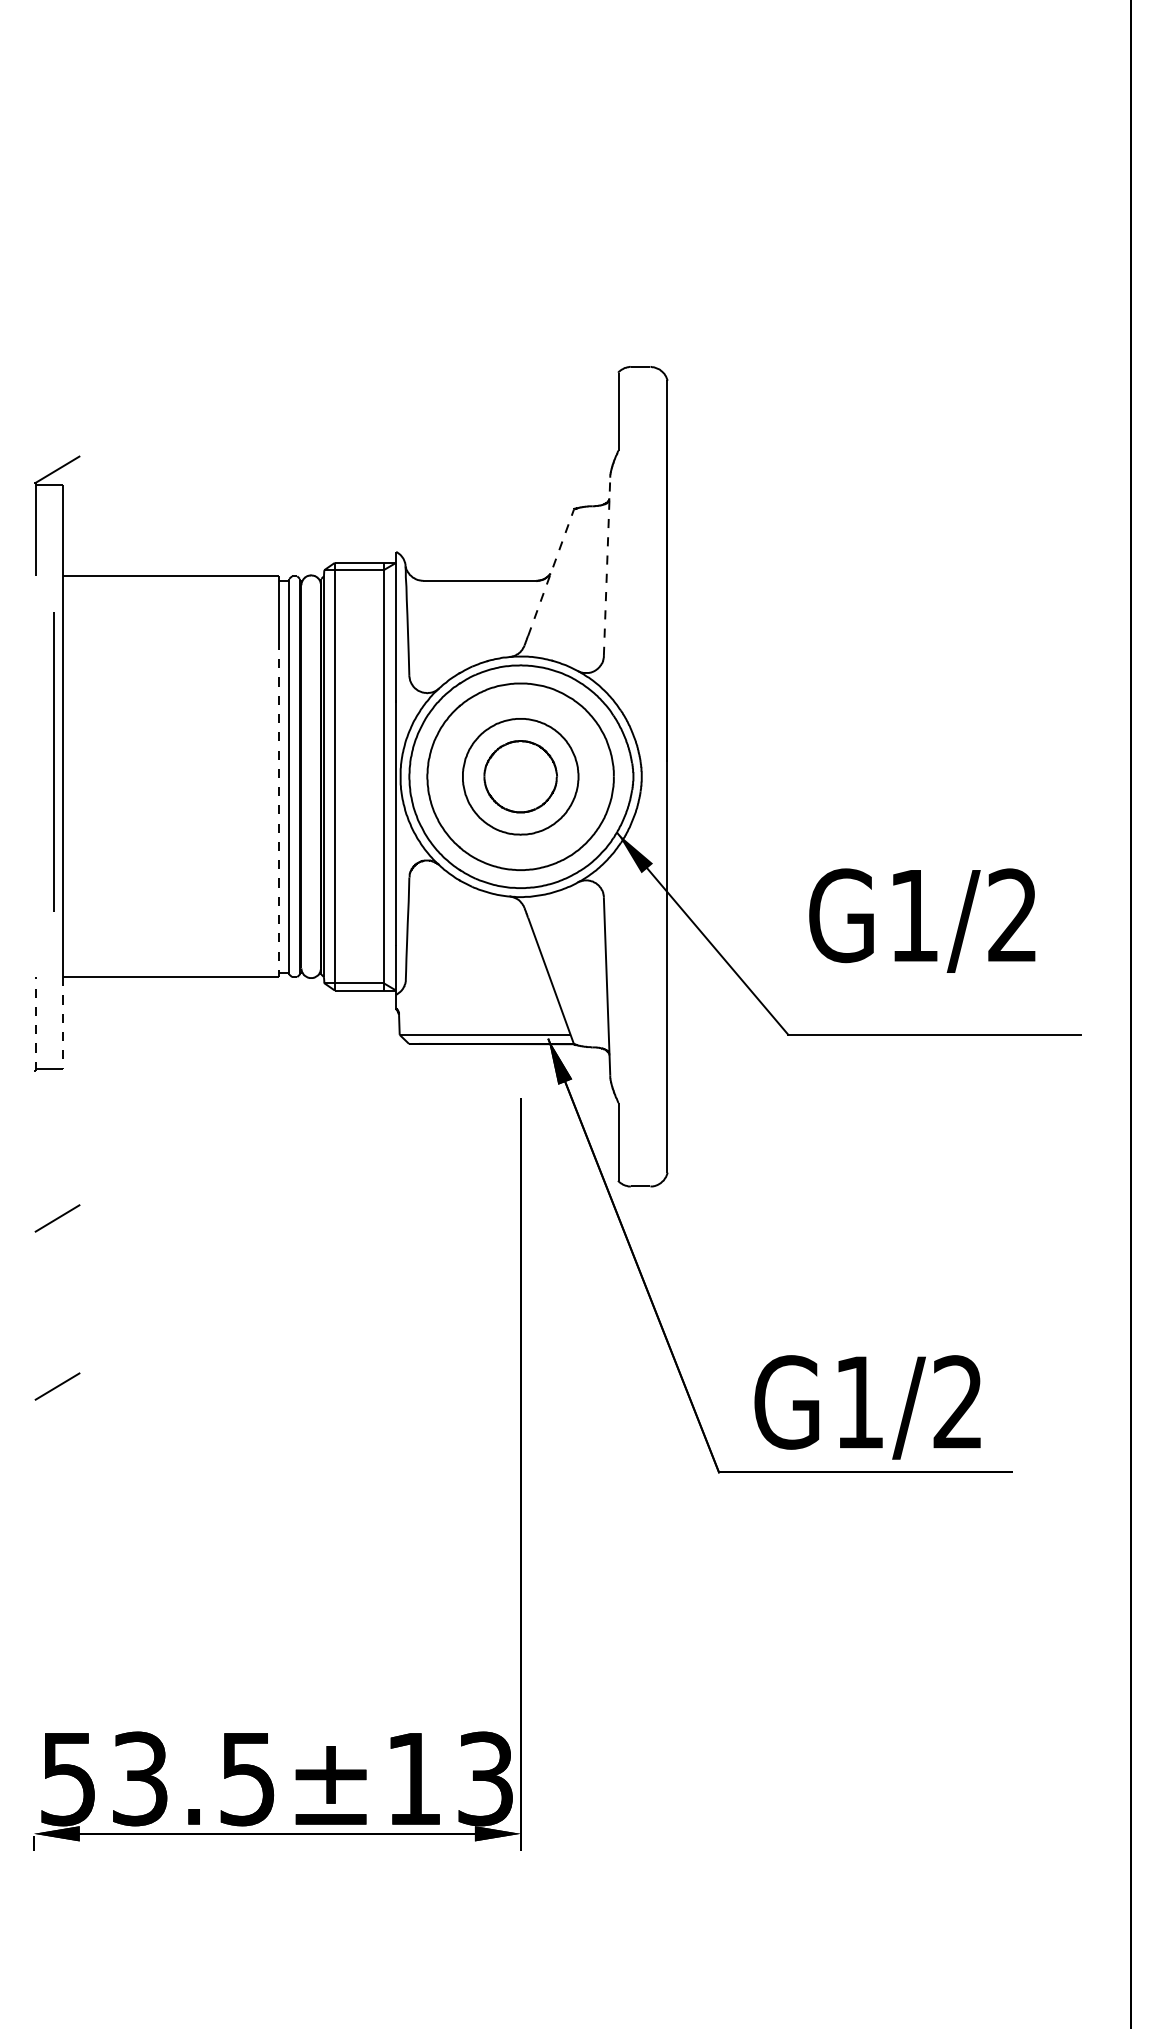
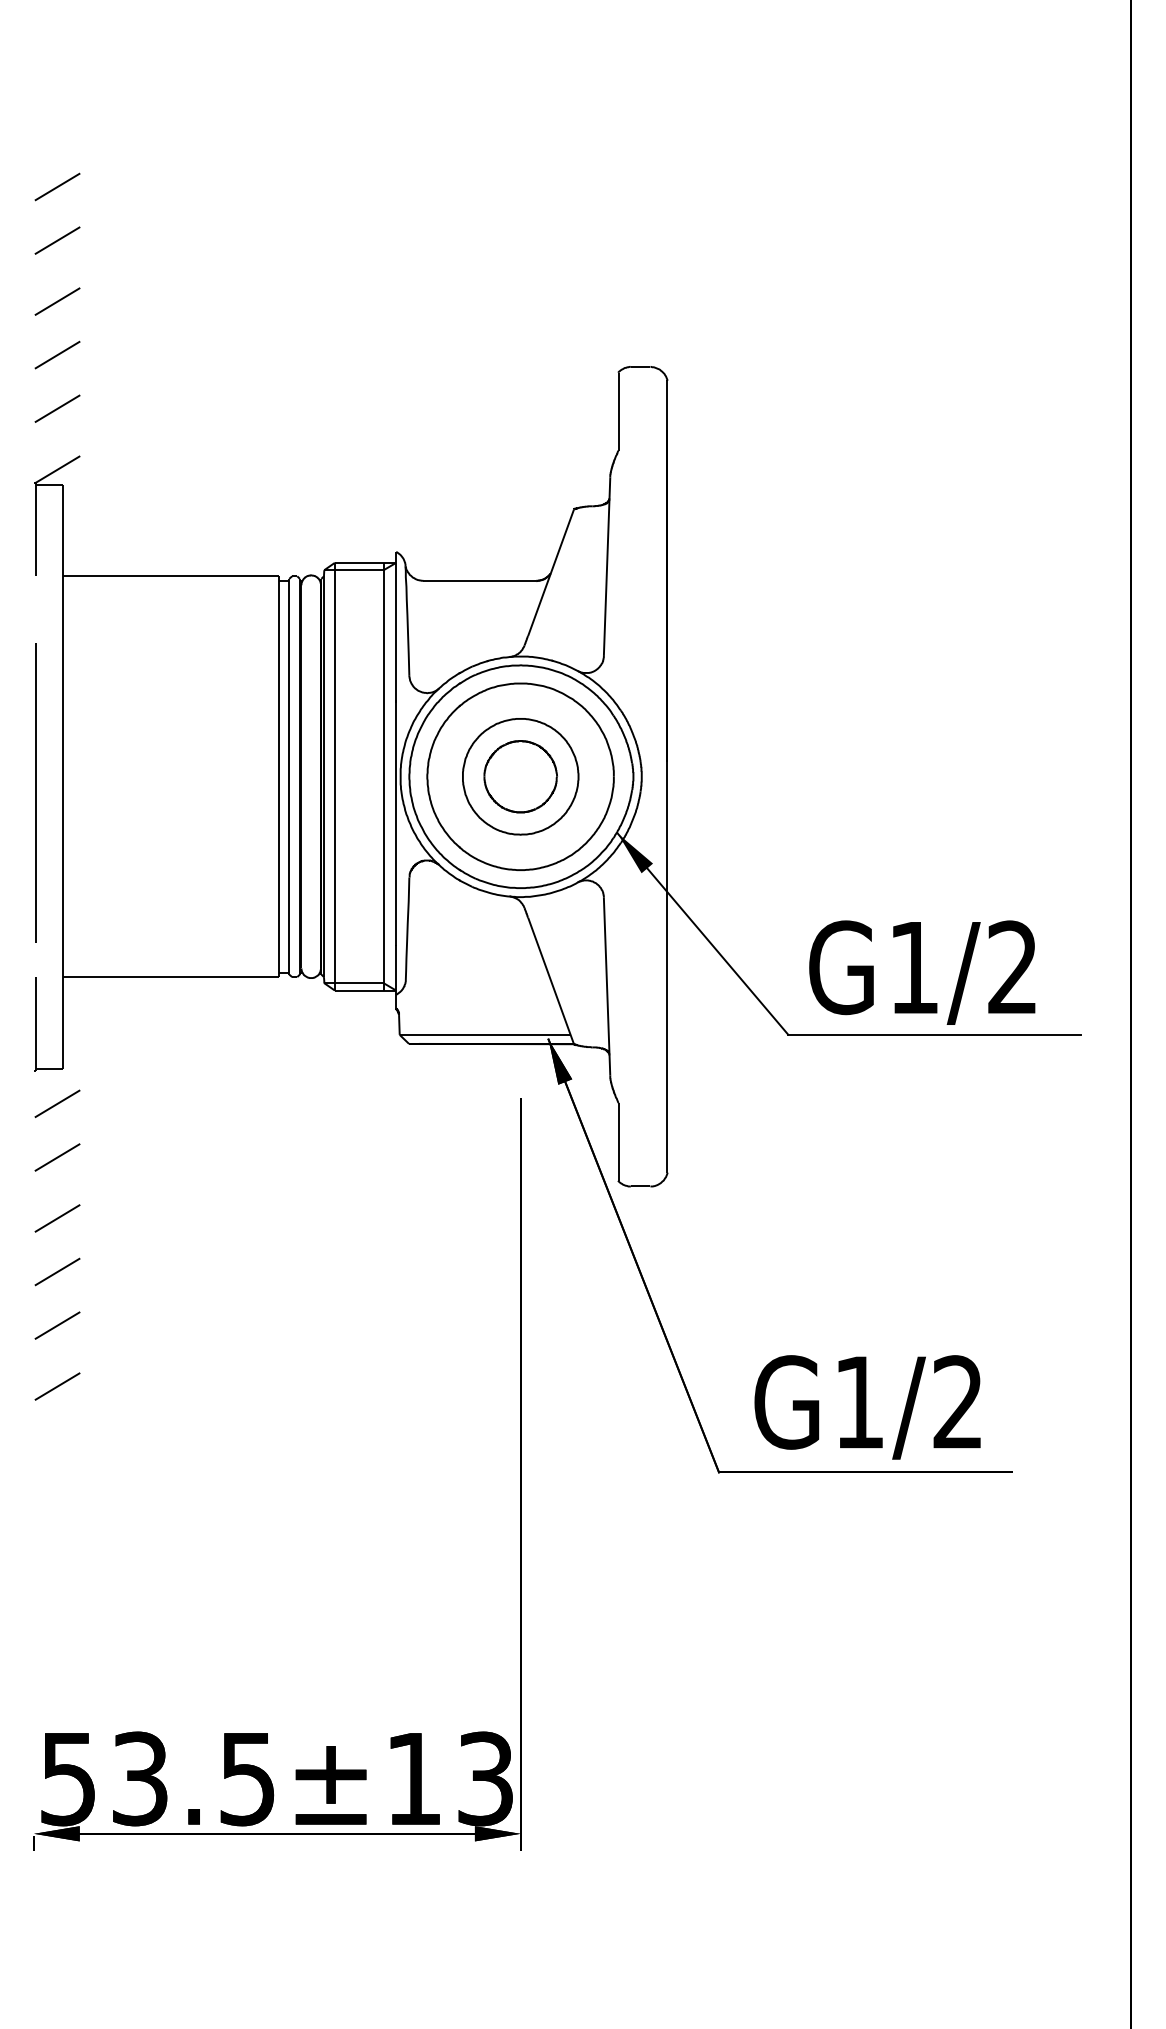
line: none -> present (57, 186)
line: none -> present (57, 240)
line: none -> present (57, 301)
line: none -> present (57, 354)
line: none -> present (57, 408)
line: dashed -> solid (607, 566)
line: dashed -> solid (551, 572)
line position: (53, 761) -> (35, 792) (35, 792)
line: dashed -> solid (279, 809)
text position: (922, 920) -> (922, 972) (922, 972)
line: dashed -> solid (62, 1022)
line: dashed -> solid (35, 1023)
line: none -> present (57, 1103)
line: none -> present (57, 1157)
line: none -> present (57, 1271)
line: none -> present (57, 1325)
